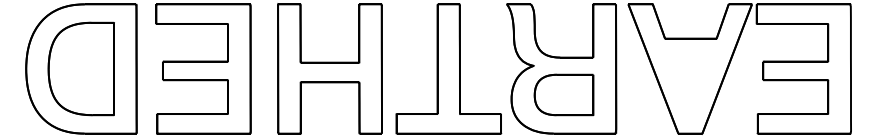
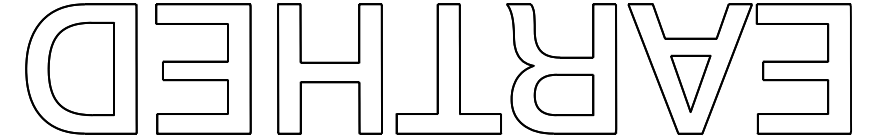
part: none -> present (690, 83)
